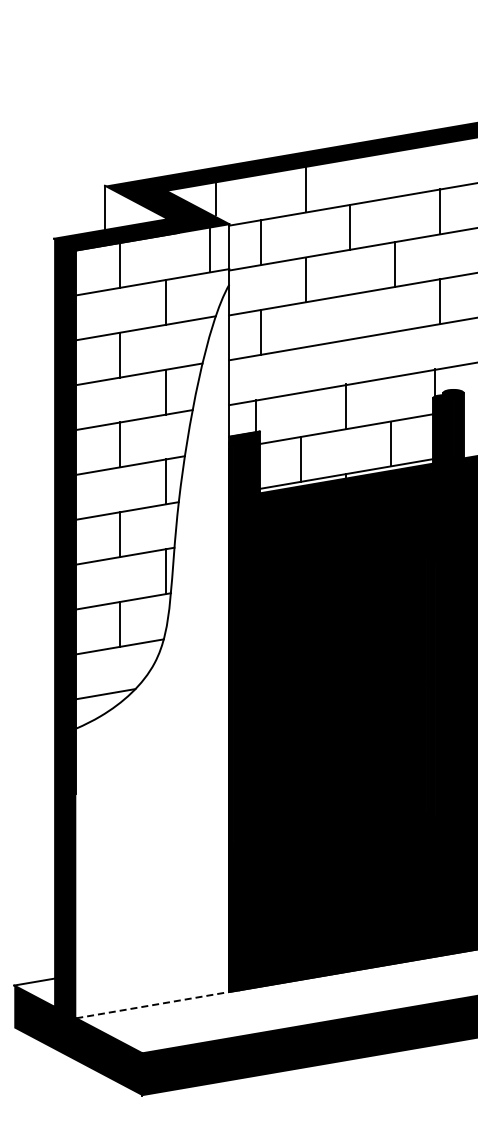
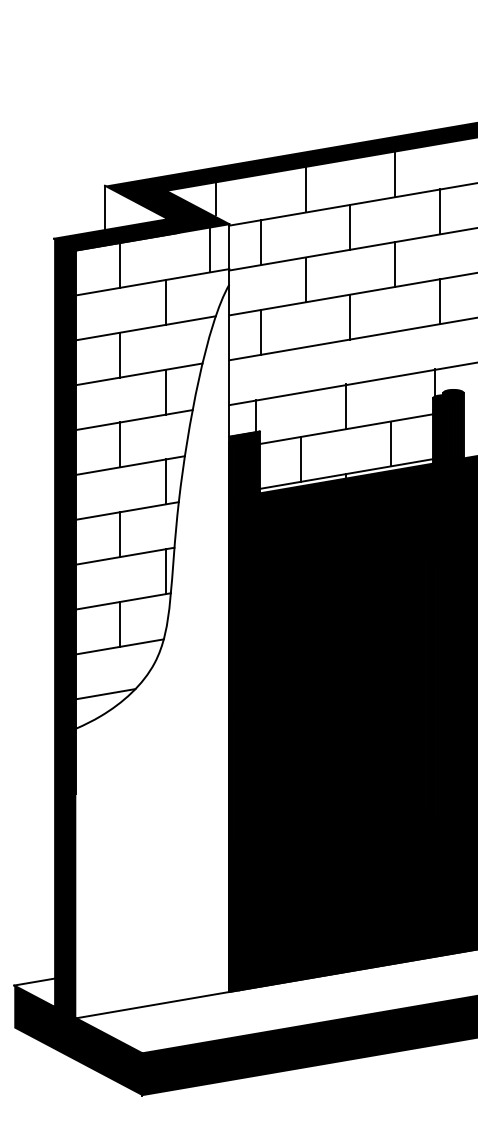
line: none -> present (395, 173)
line: none -> present (350, 316)
line: dashed -> solid (152, 1005)
